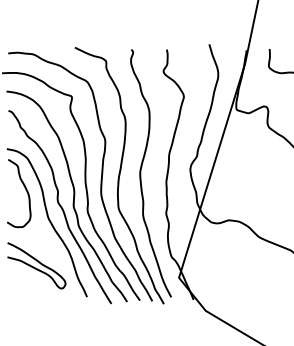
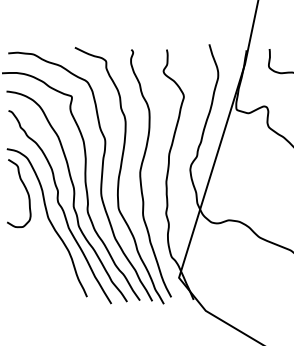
curve: present -> none (35, 267)
